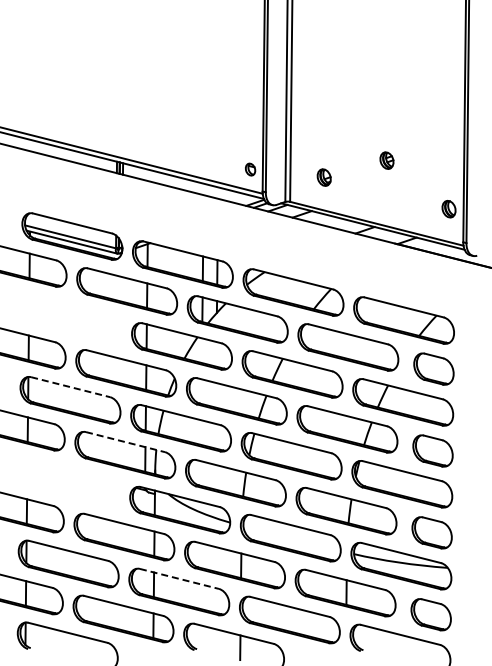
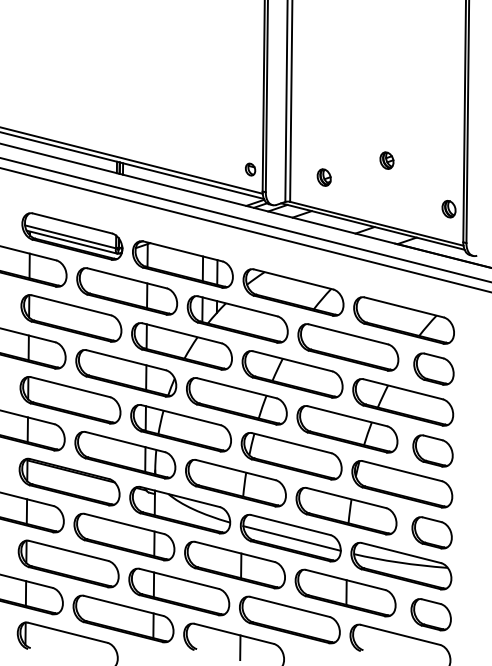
line: none -> present (245, 219)
line: none -> present (245, 229)
part: none -> present (71, 318)
line: dashed -> solid (70, 387)
line: dashed -> solid (125, 442)
part: none -> present (69, 481)
line: none -> present (291, 538)
line: dashed -> solid (179, 578)
